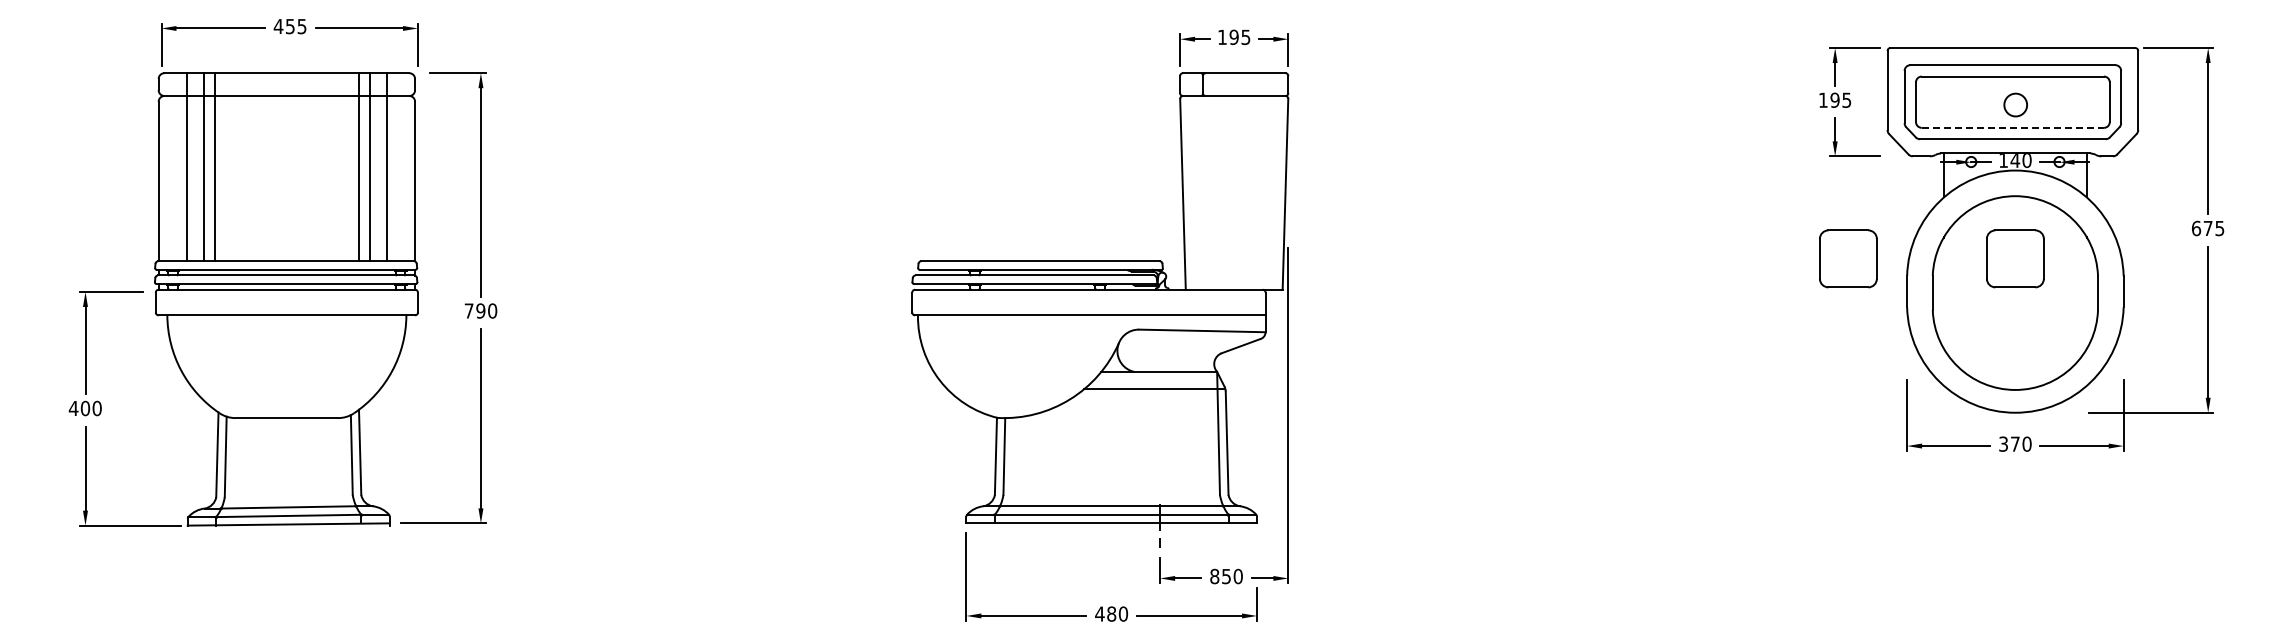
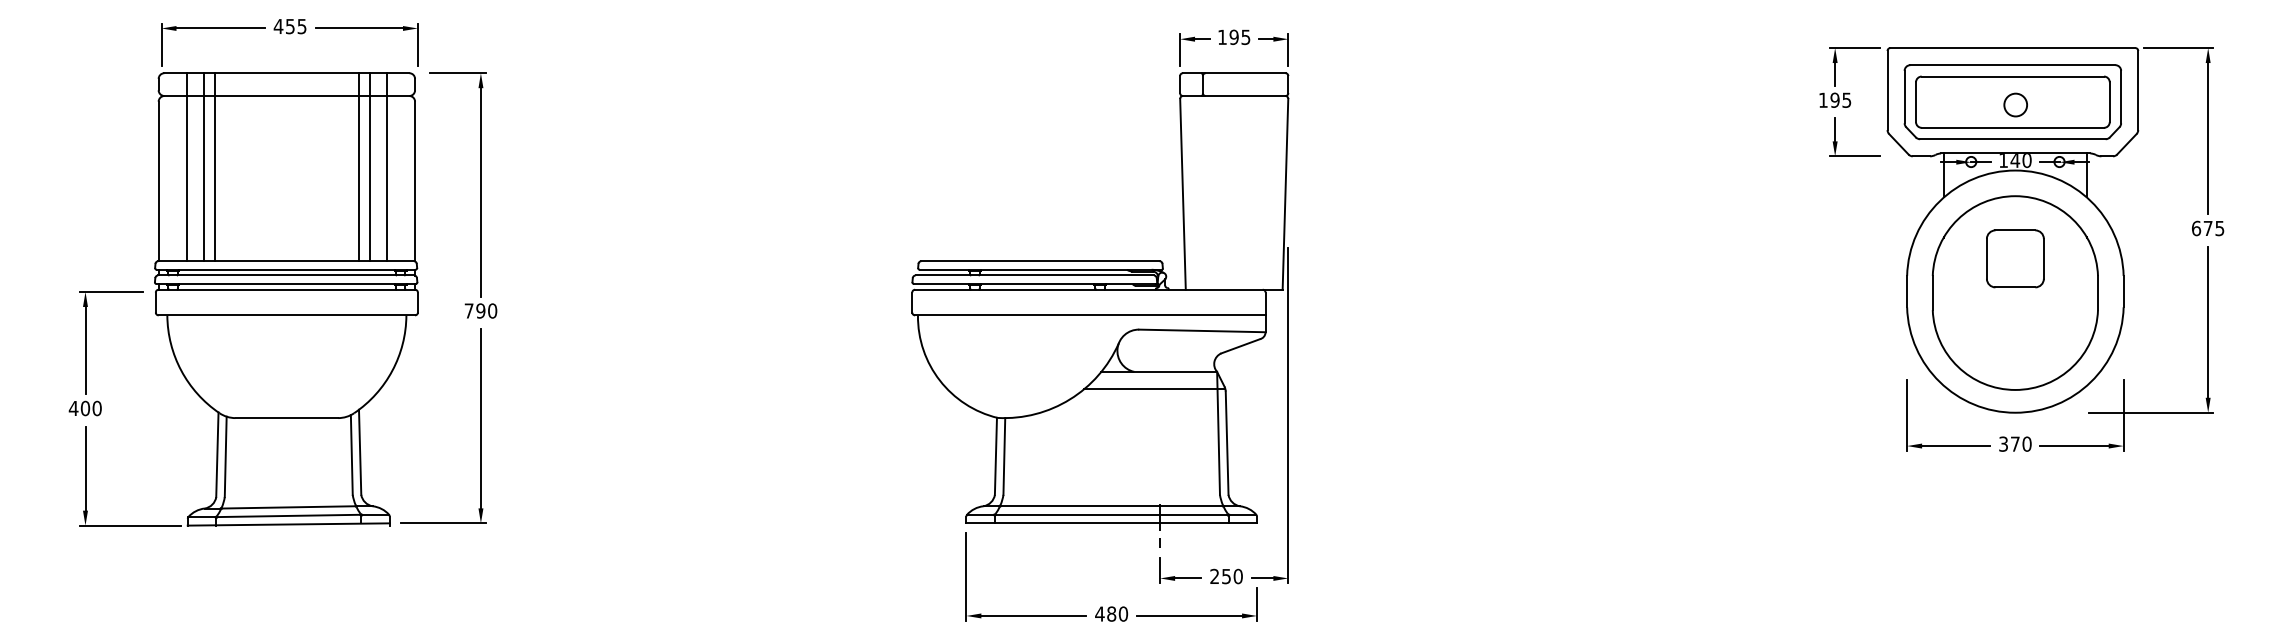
line: dashed -> solid (2013, 127)
part: present -> none (1848, 258)
text: 850 -> 250 (1214, 576)
